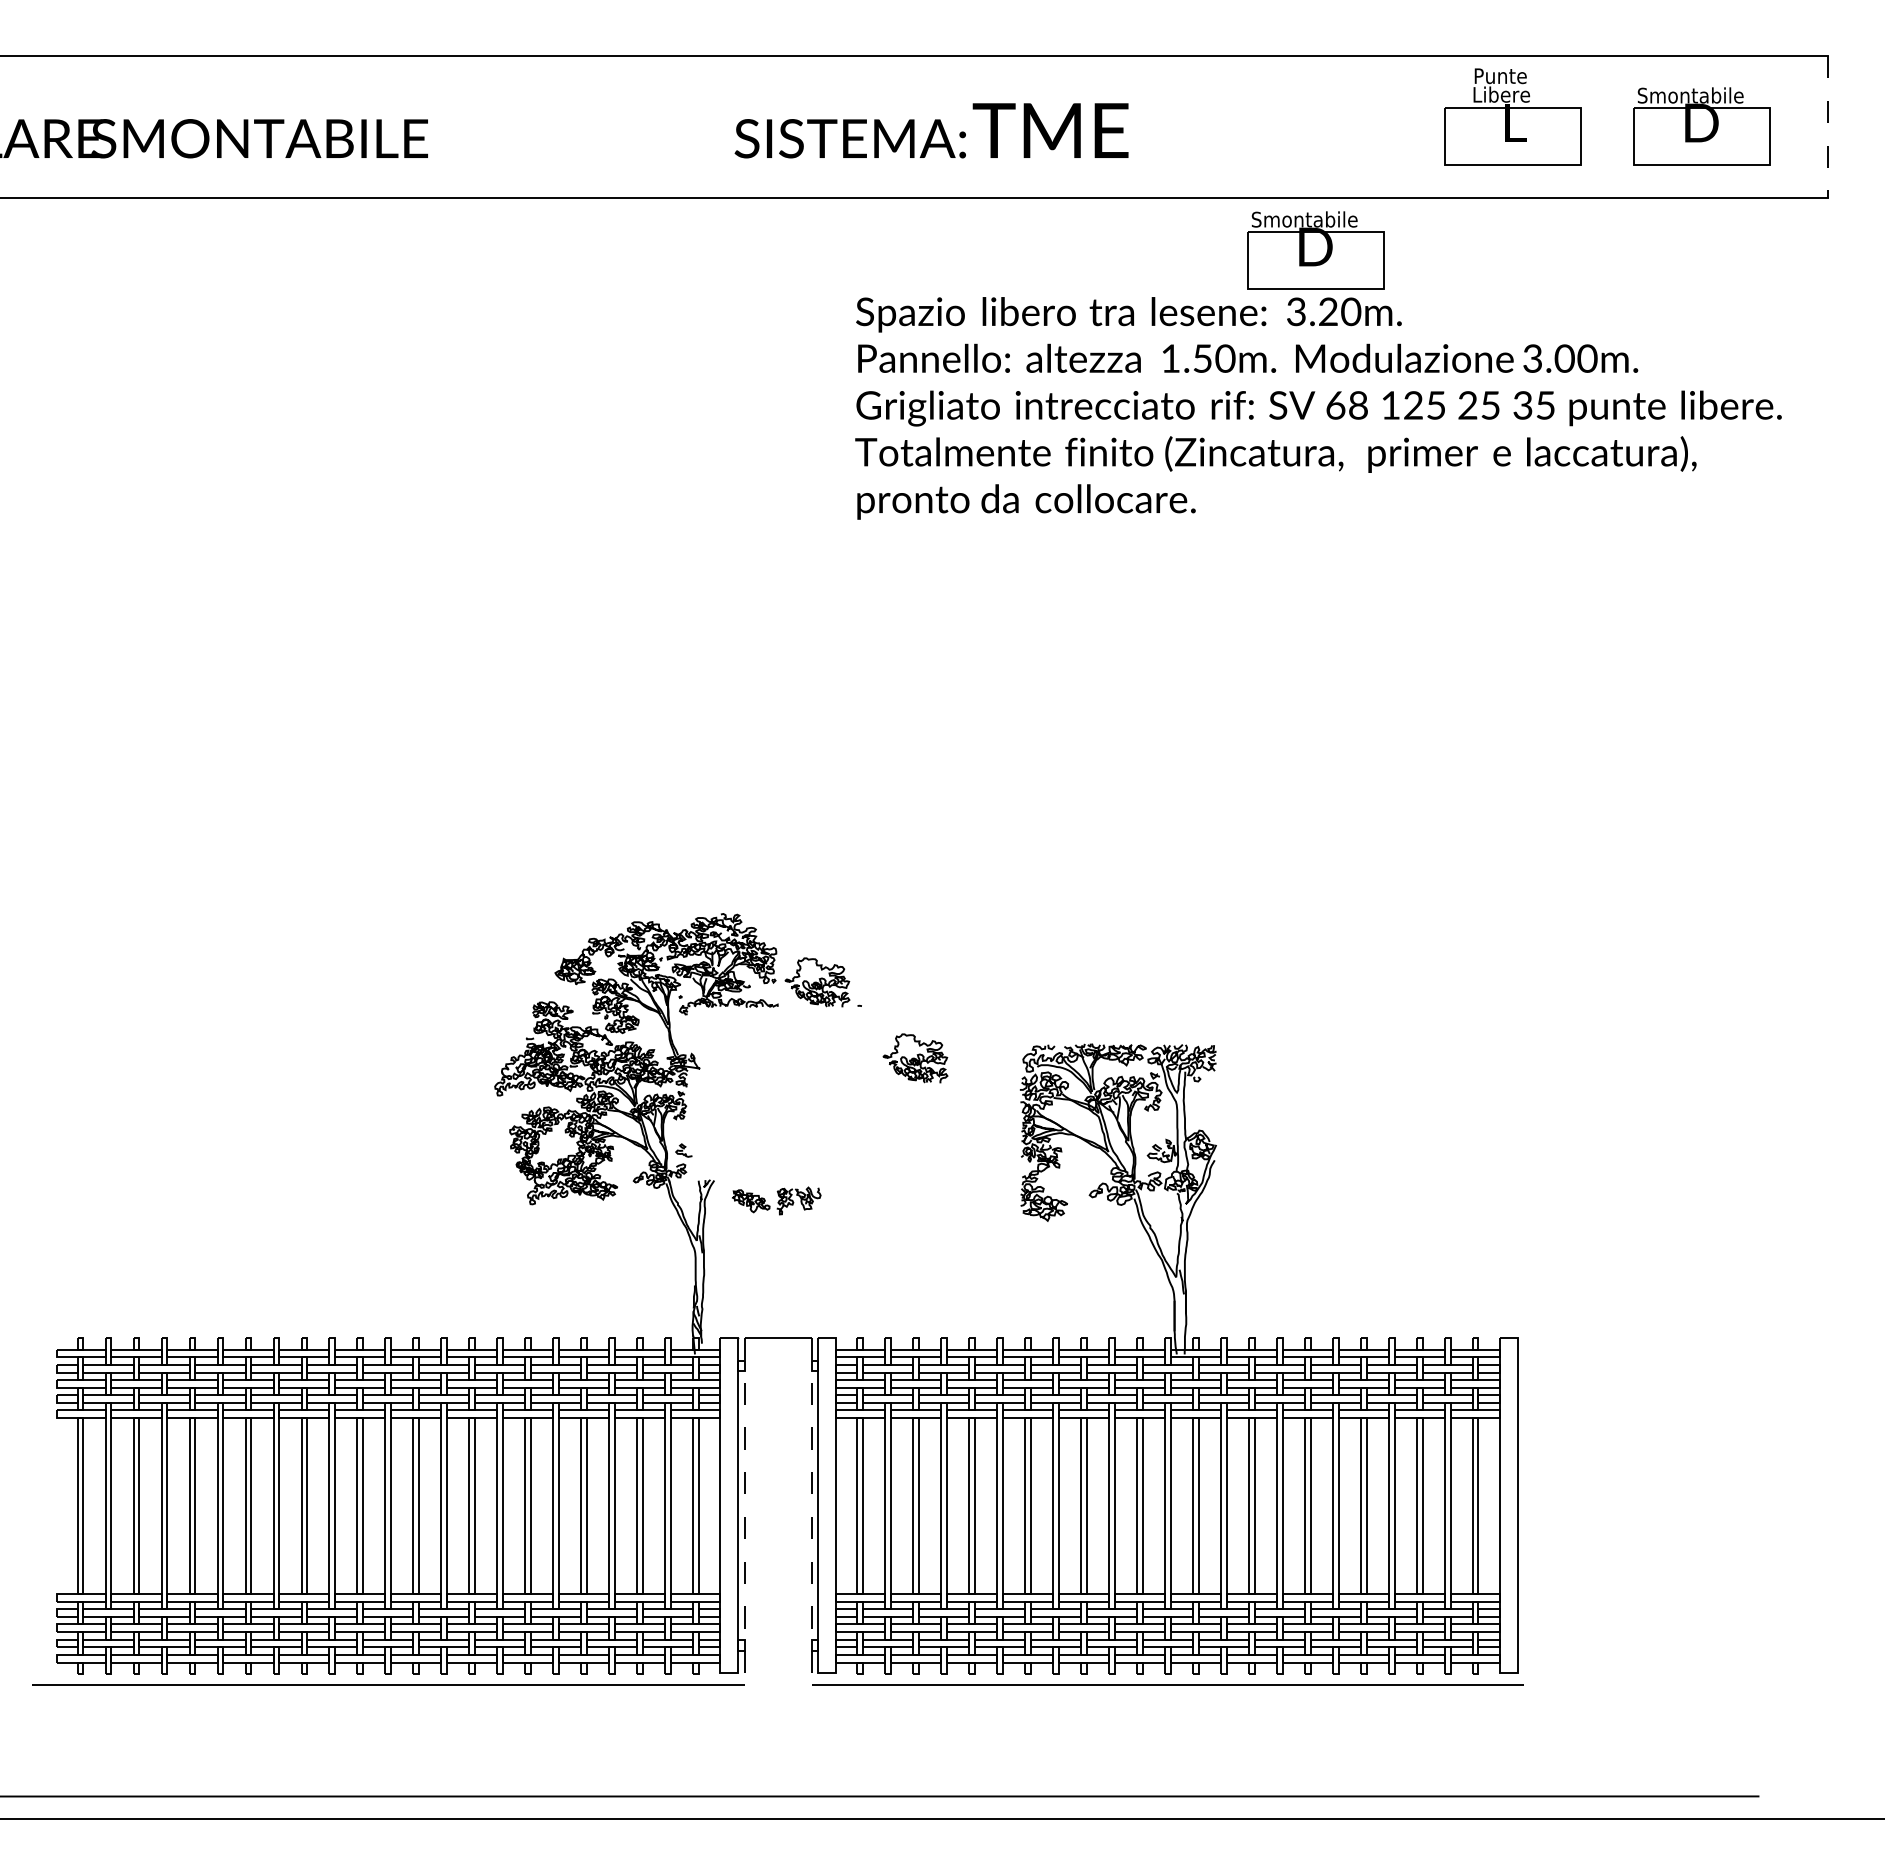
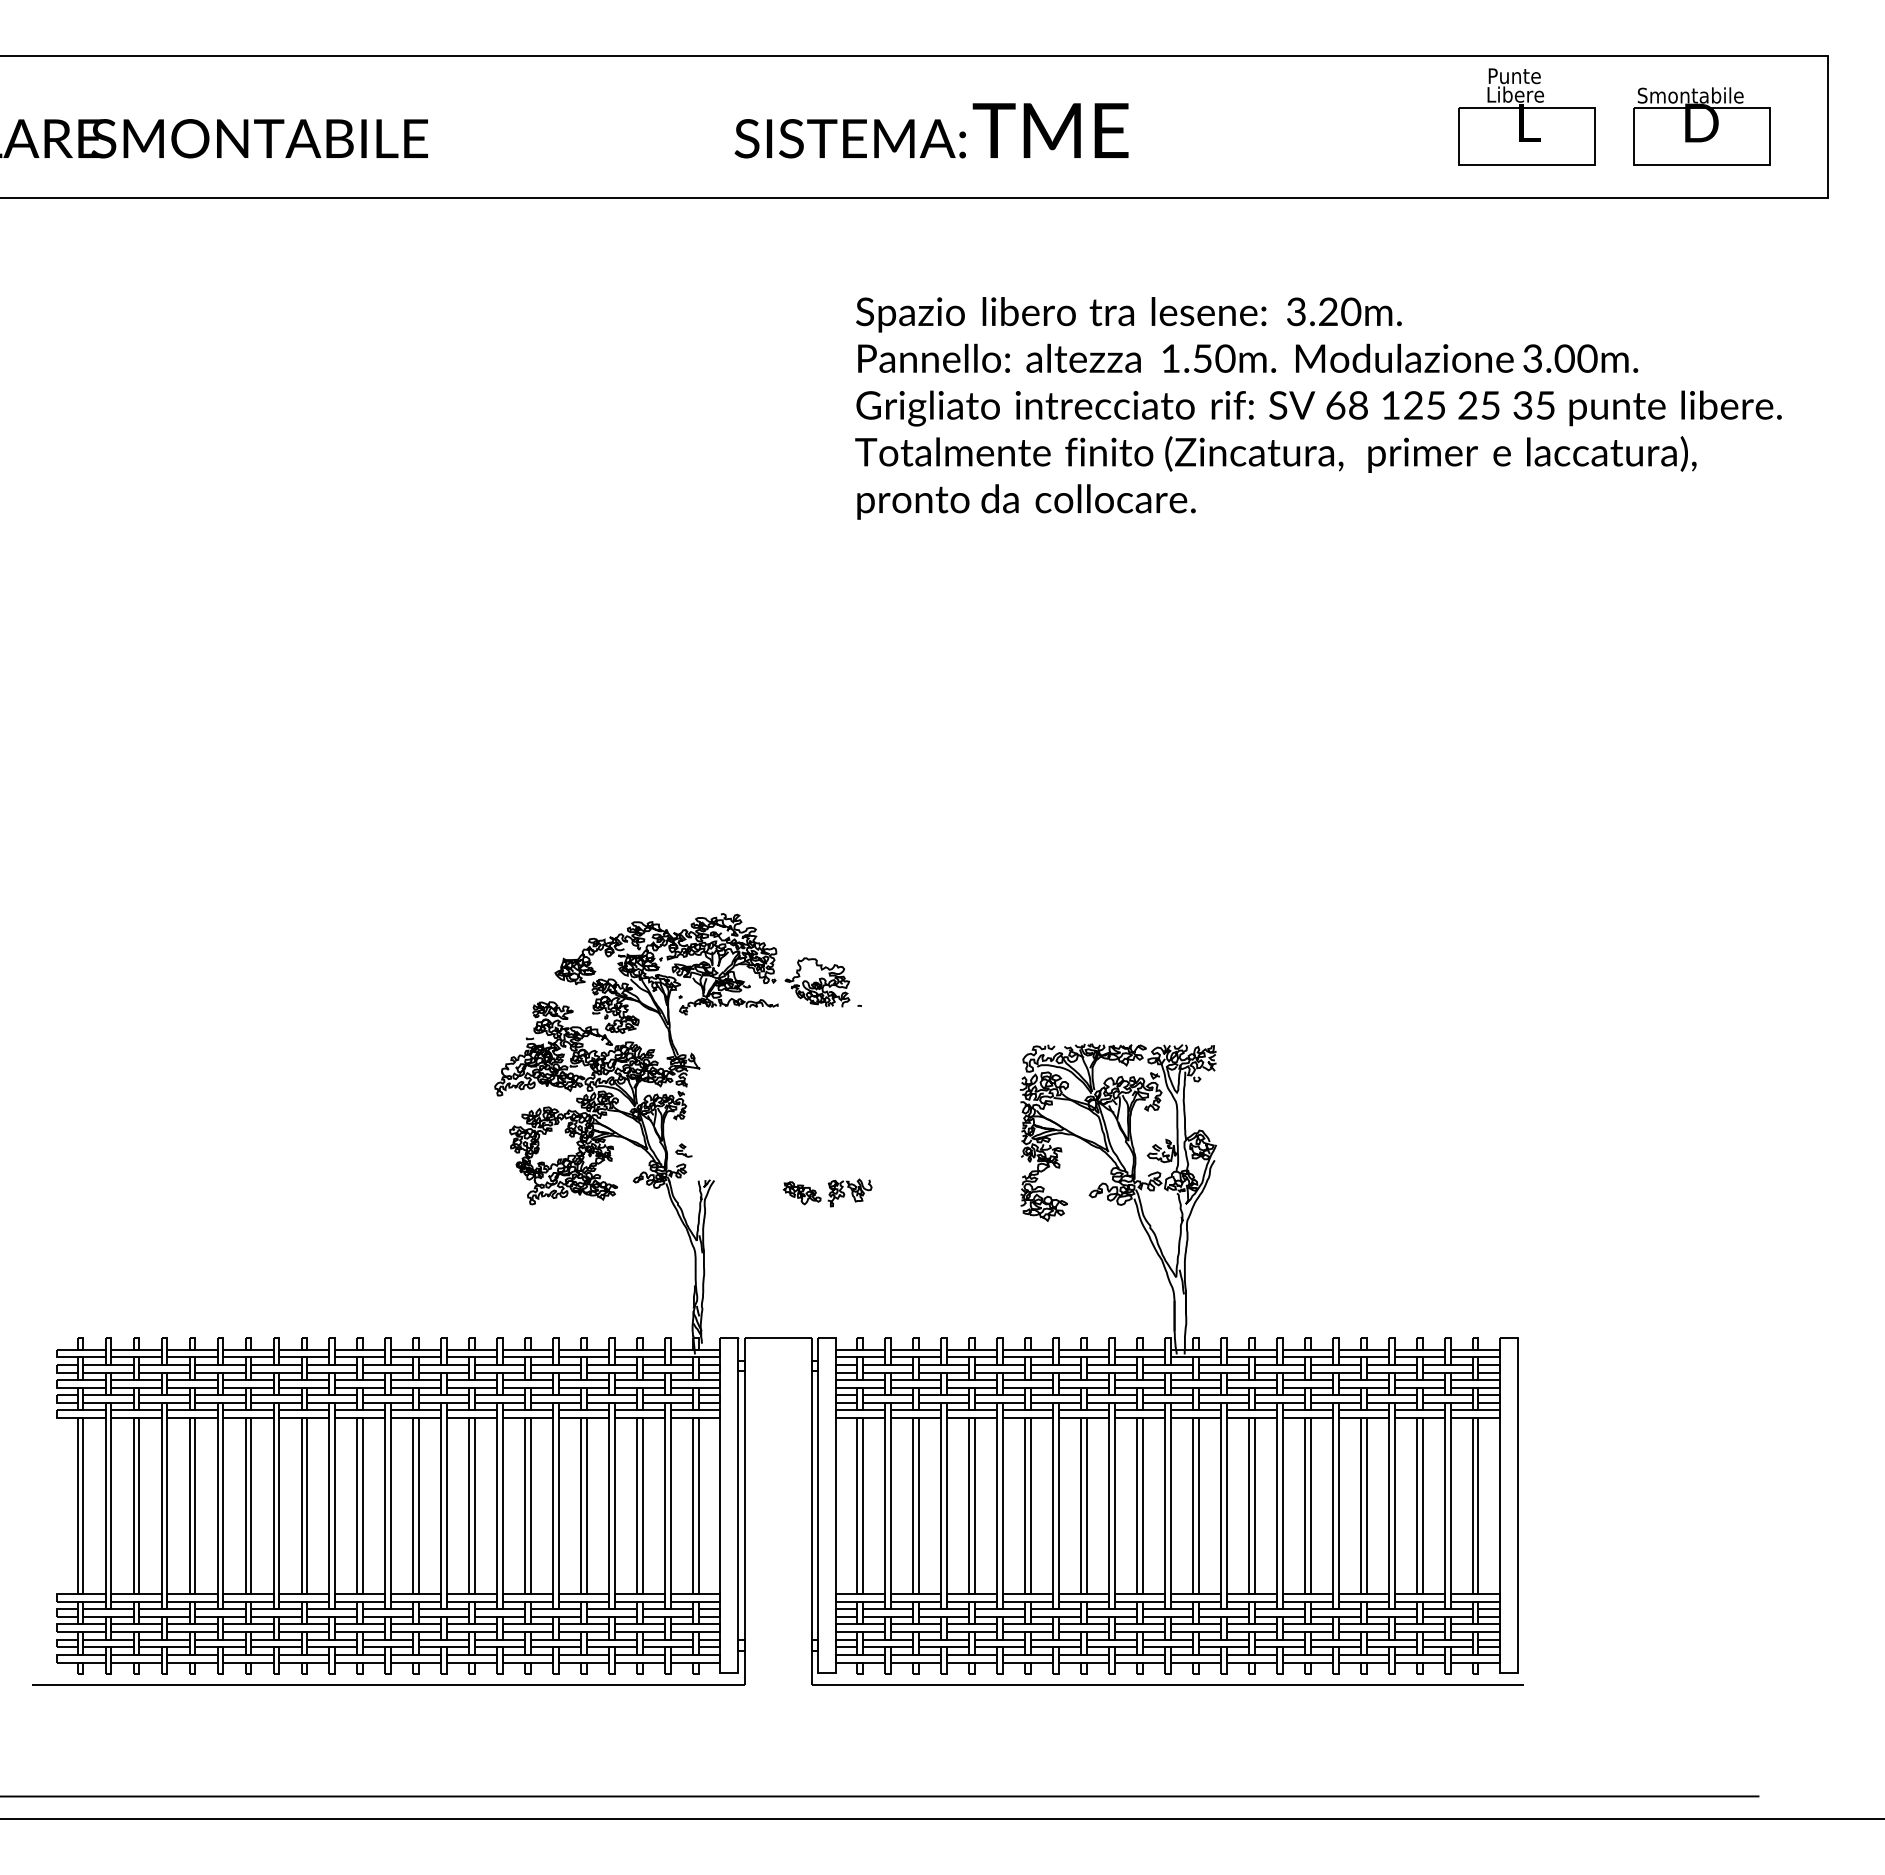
part position: (1512, 116) -> (1526, 116) (1526, 116)
line: dashed -> solid (1828, 127)
part: present -> none (1315, 250)
part: present -> none (915, 1058)
part position: (776, 1200) -> (827, 1192) (827, 1192)
line: dashed -> solid (744, 1511)
line: dashed -> solid (811, 1511)
